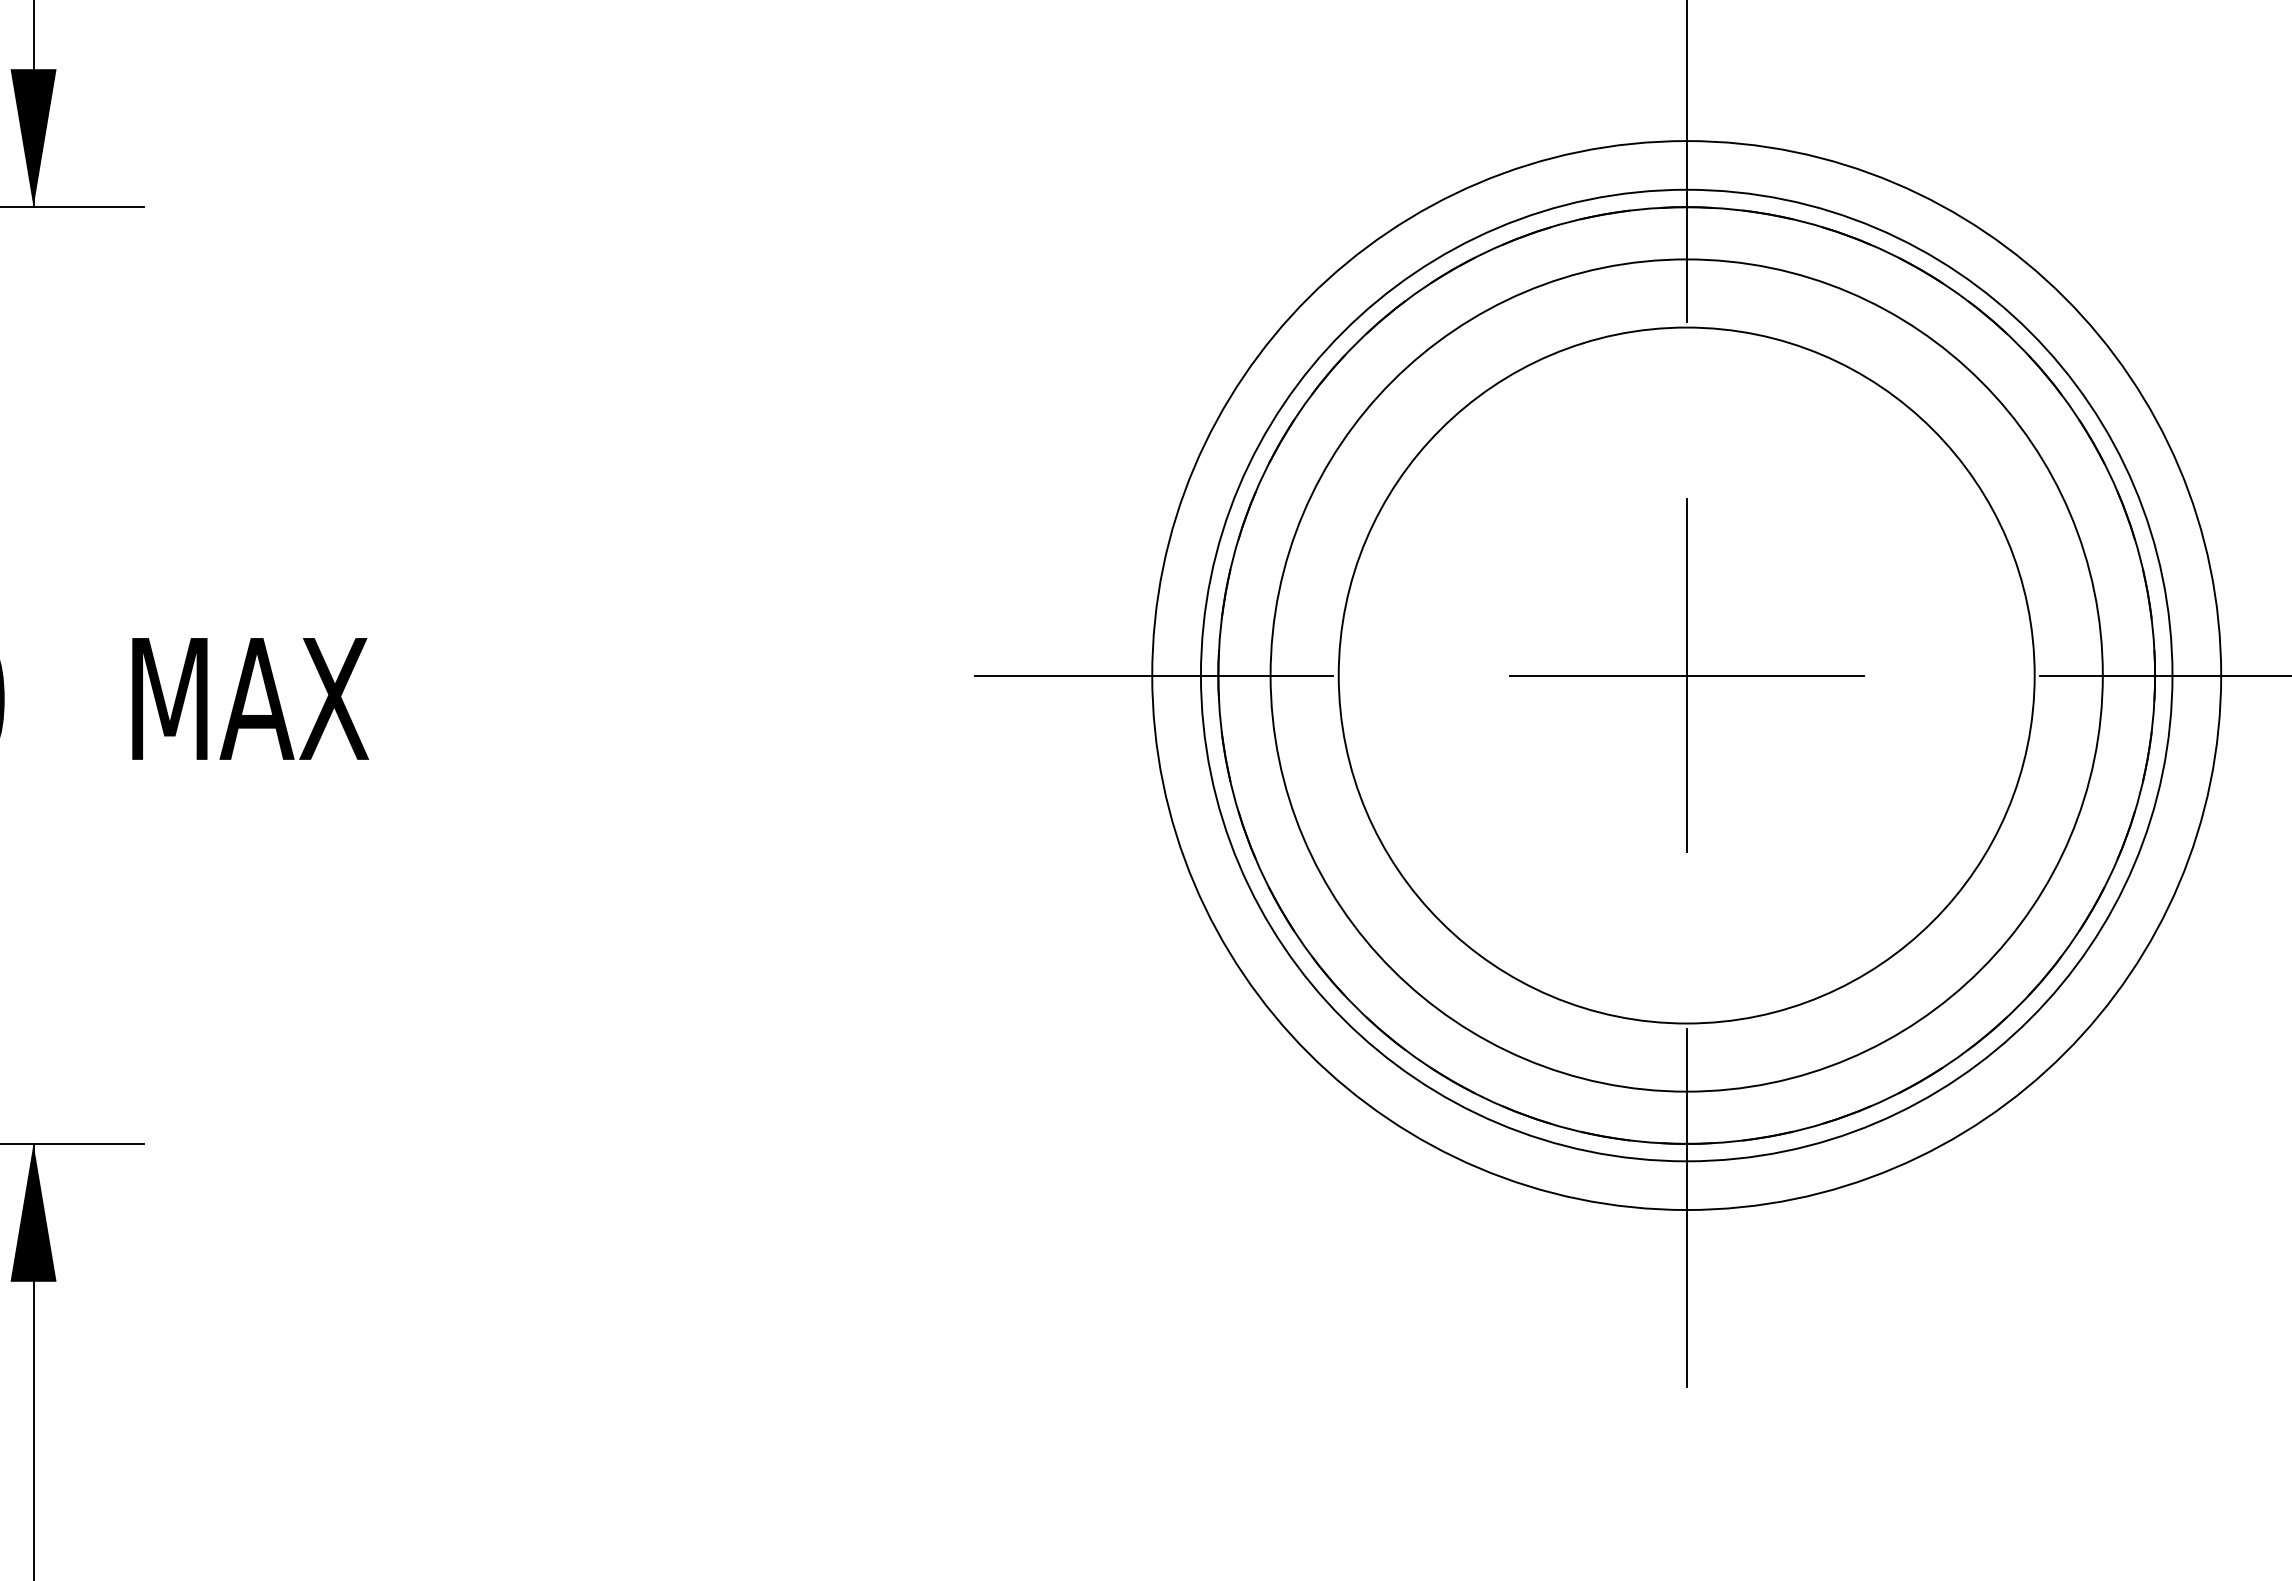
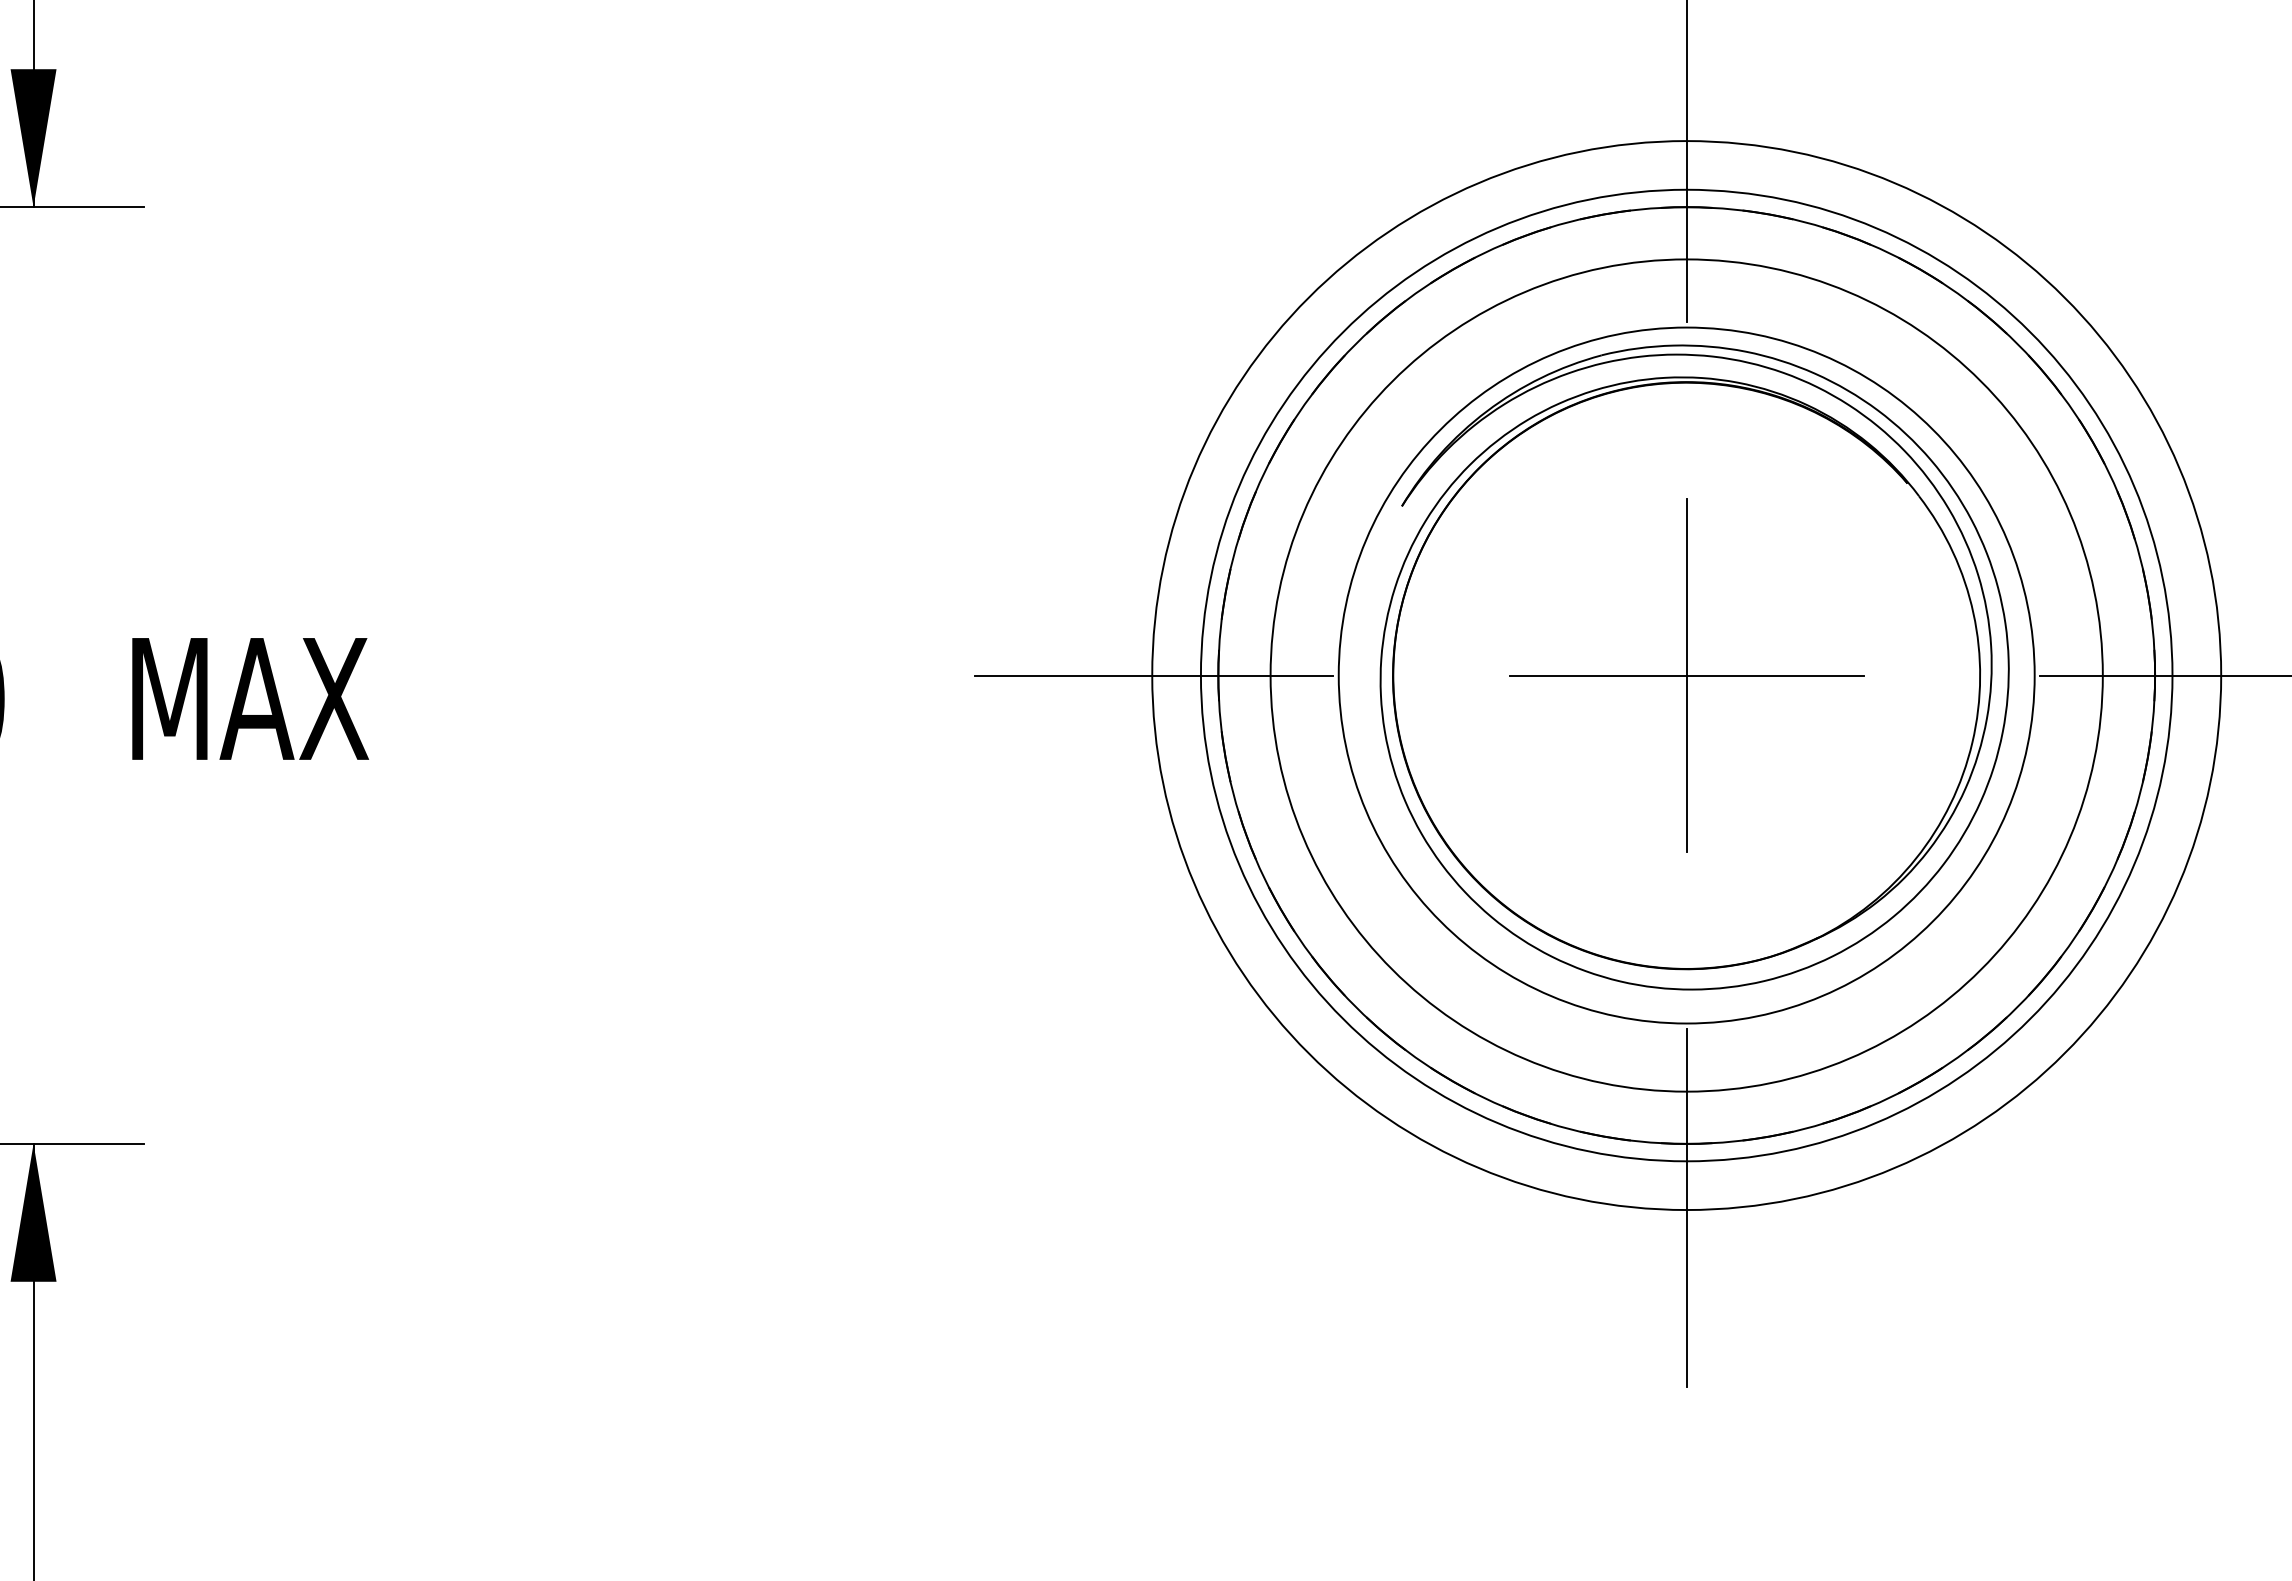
part: none -> present (1694, 667)
